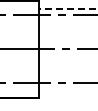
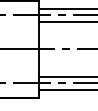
line: dashed -> solid (67, 8)
line: none -> present (66, 21)
line: none -> present (66, 76)
line: none -> present (66, 89)
